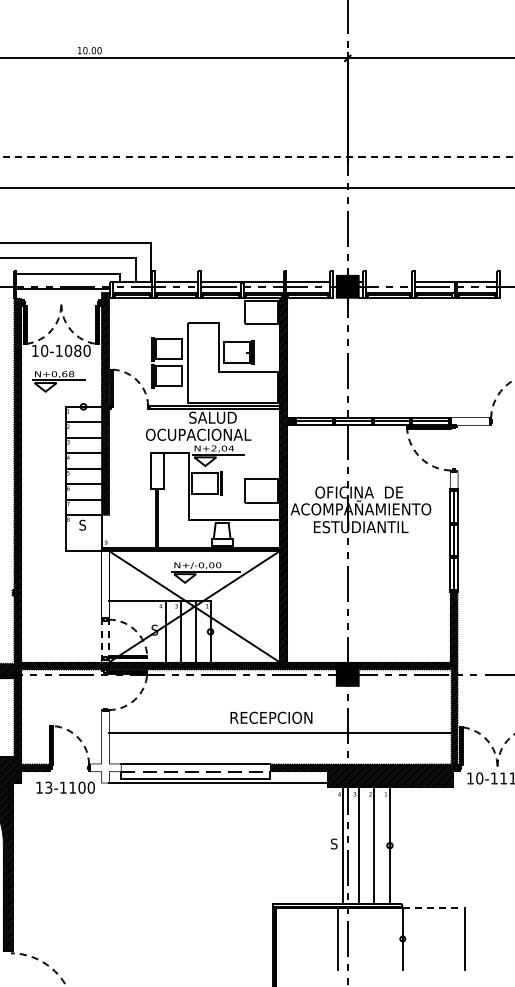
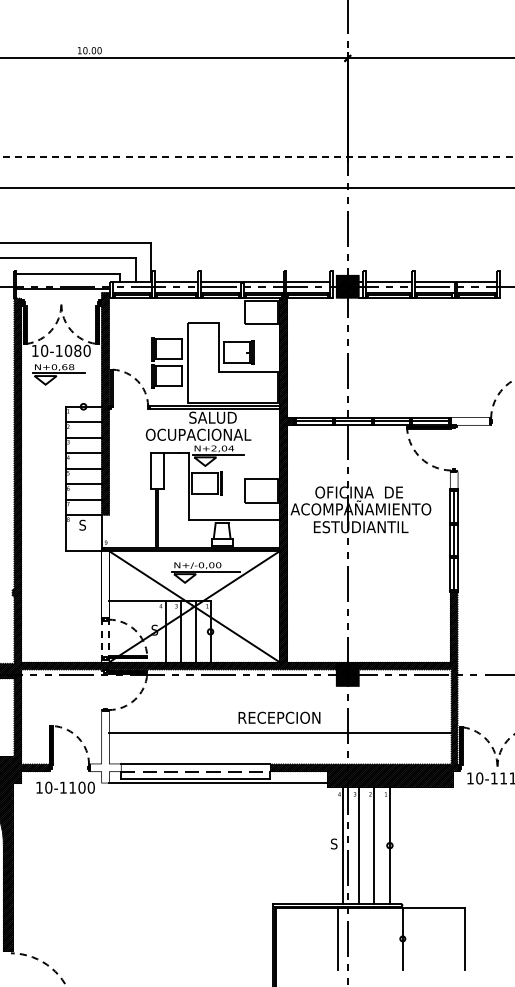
line: none -> present (388, 282)
part position: (58, 381) -> (58, 374) (58, 374)
text position: (271, 717) -> (279, 717) (279, 717)
text: 13-1100 -> 10-1100 (48, 787)
line: dashed -> solid (433, 907)
